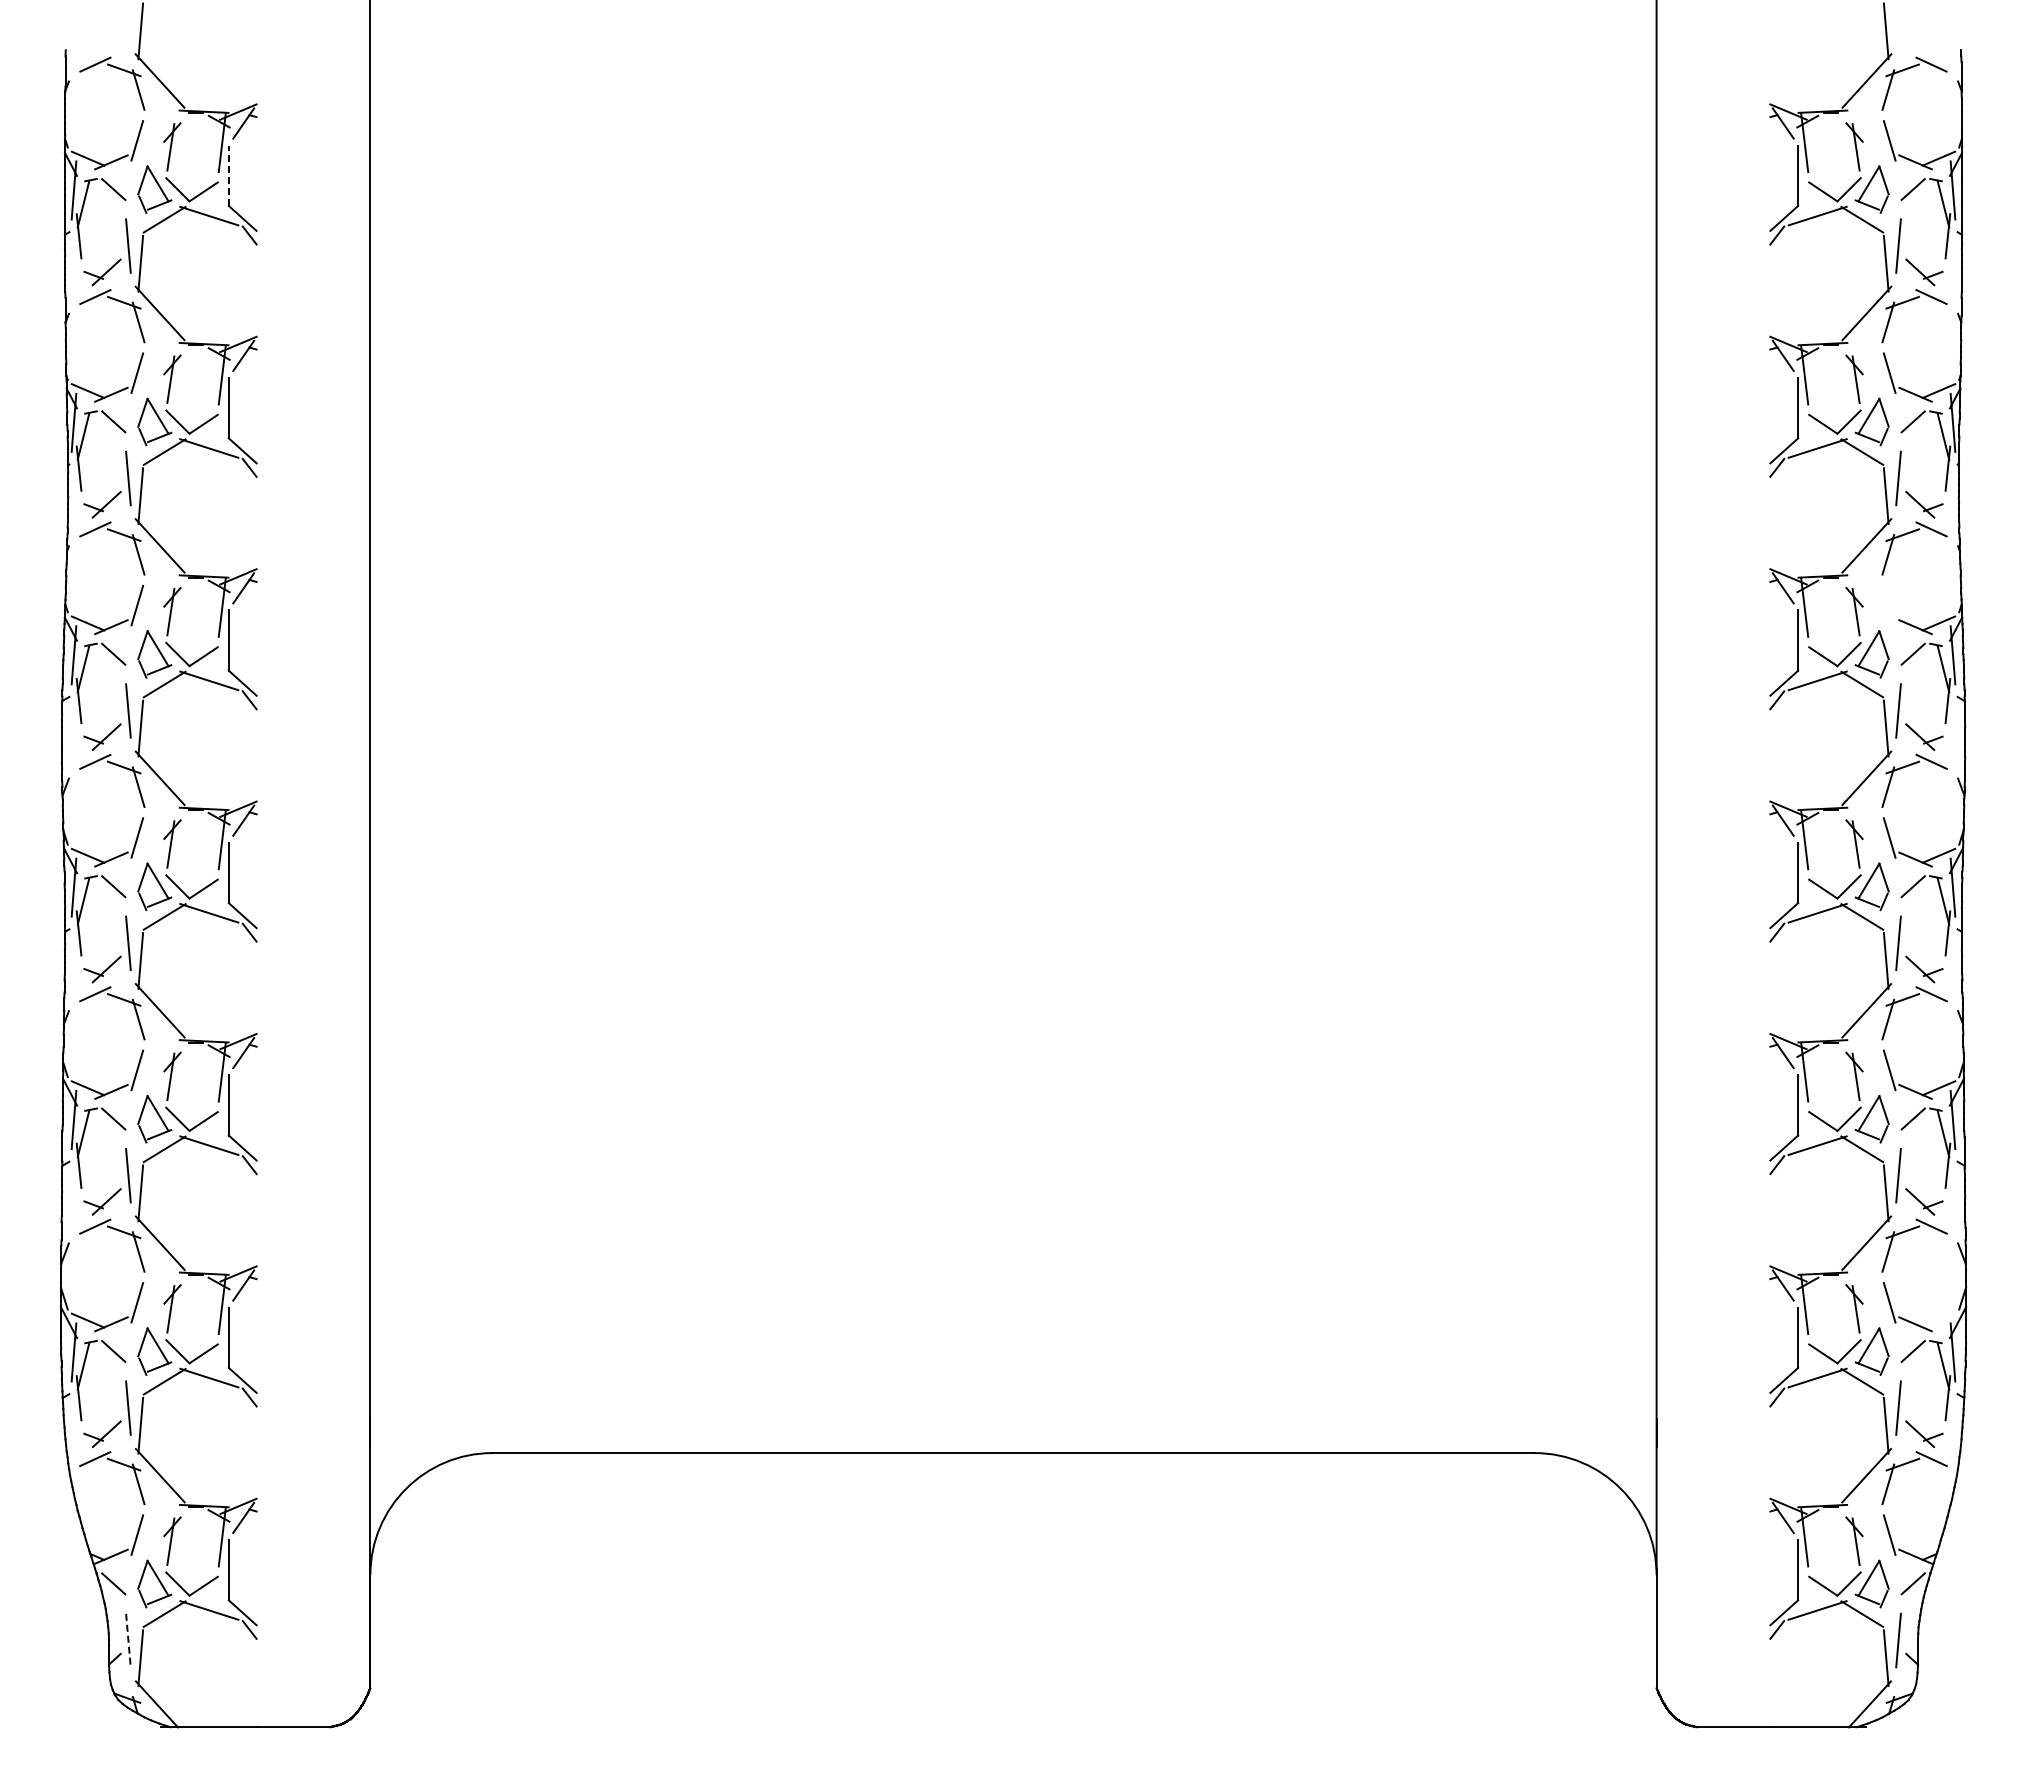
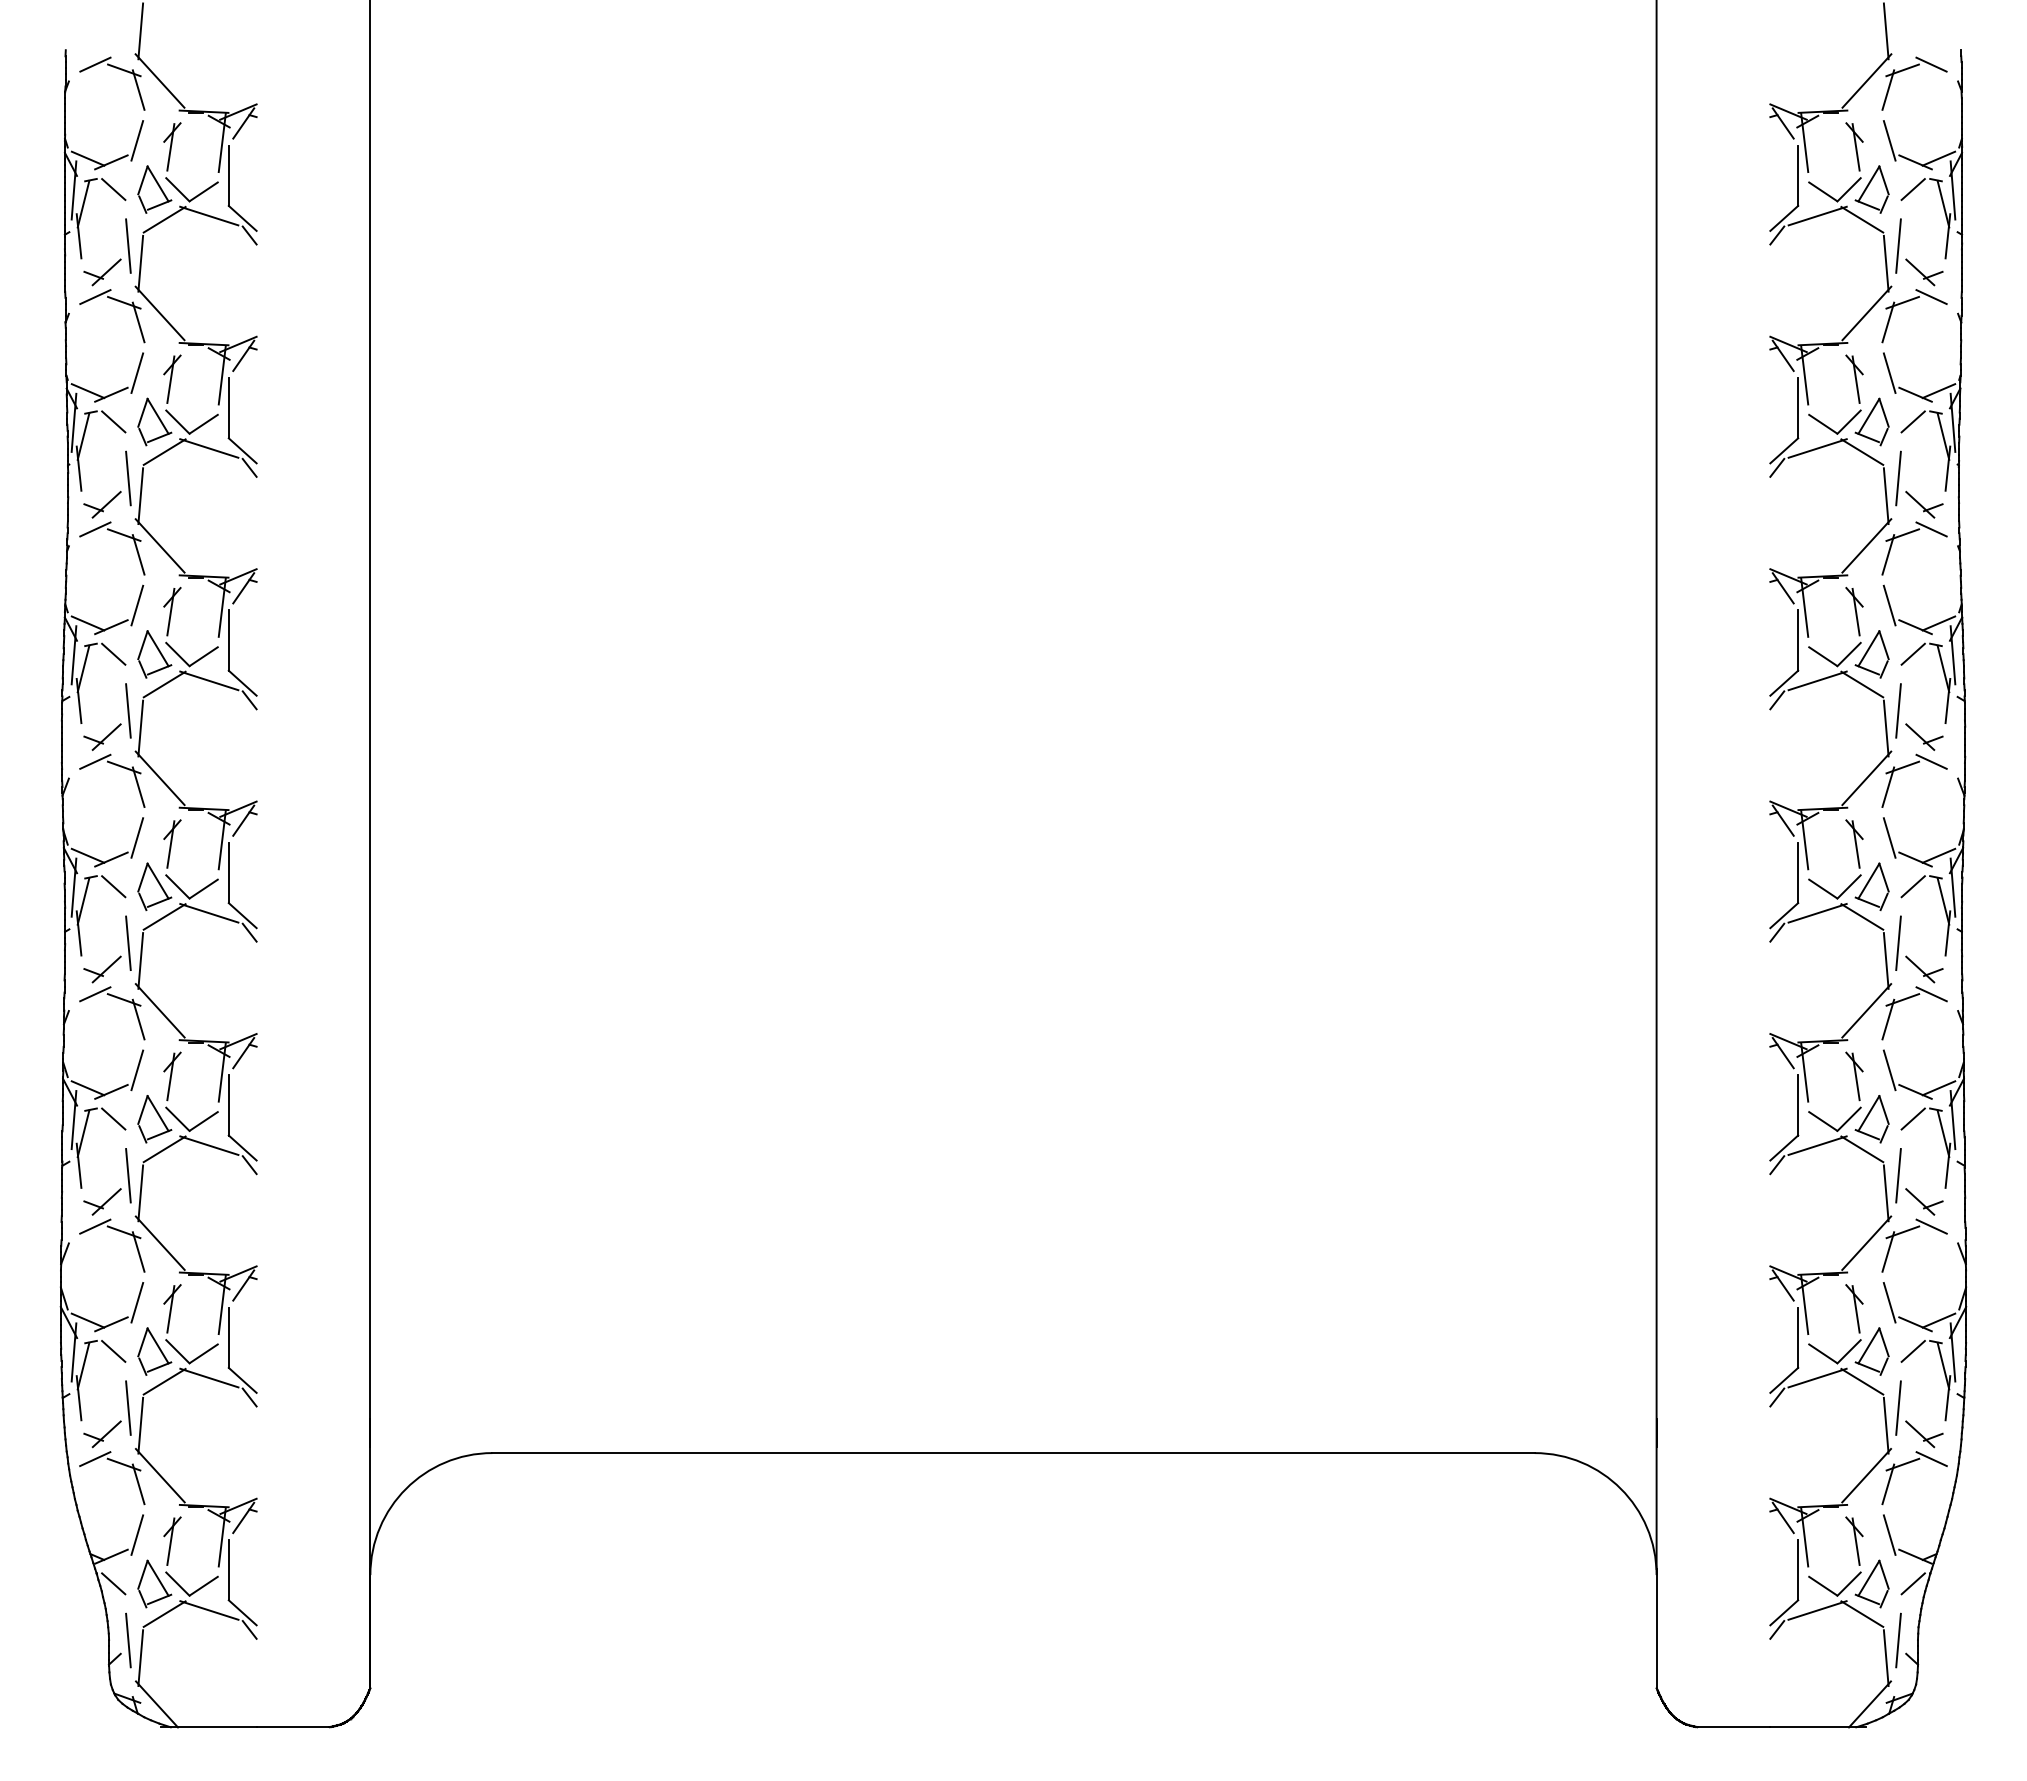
line: dashed -> solid (229, 175)
line: none -> present (1889, 605)
line: none -> present (1938, 1320)
line: dashed -> solid (128, 1640)
